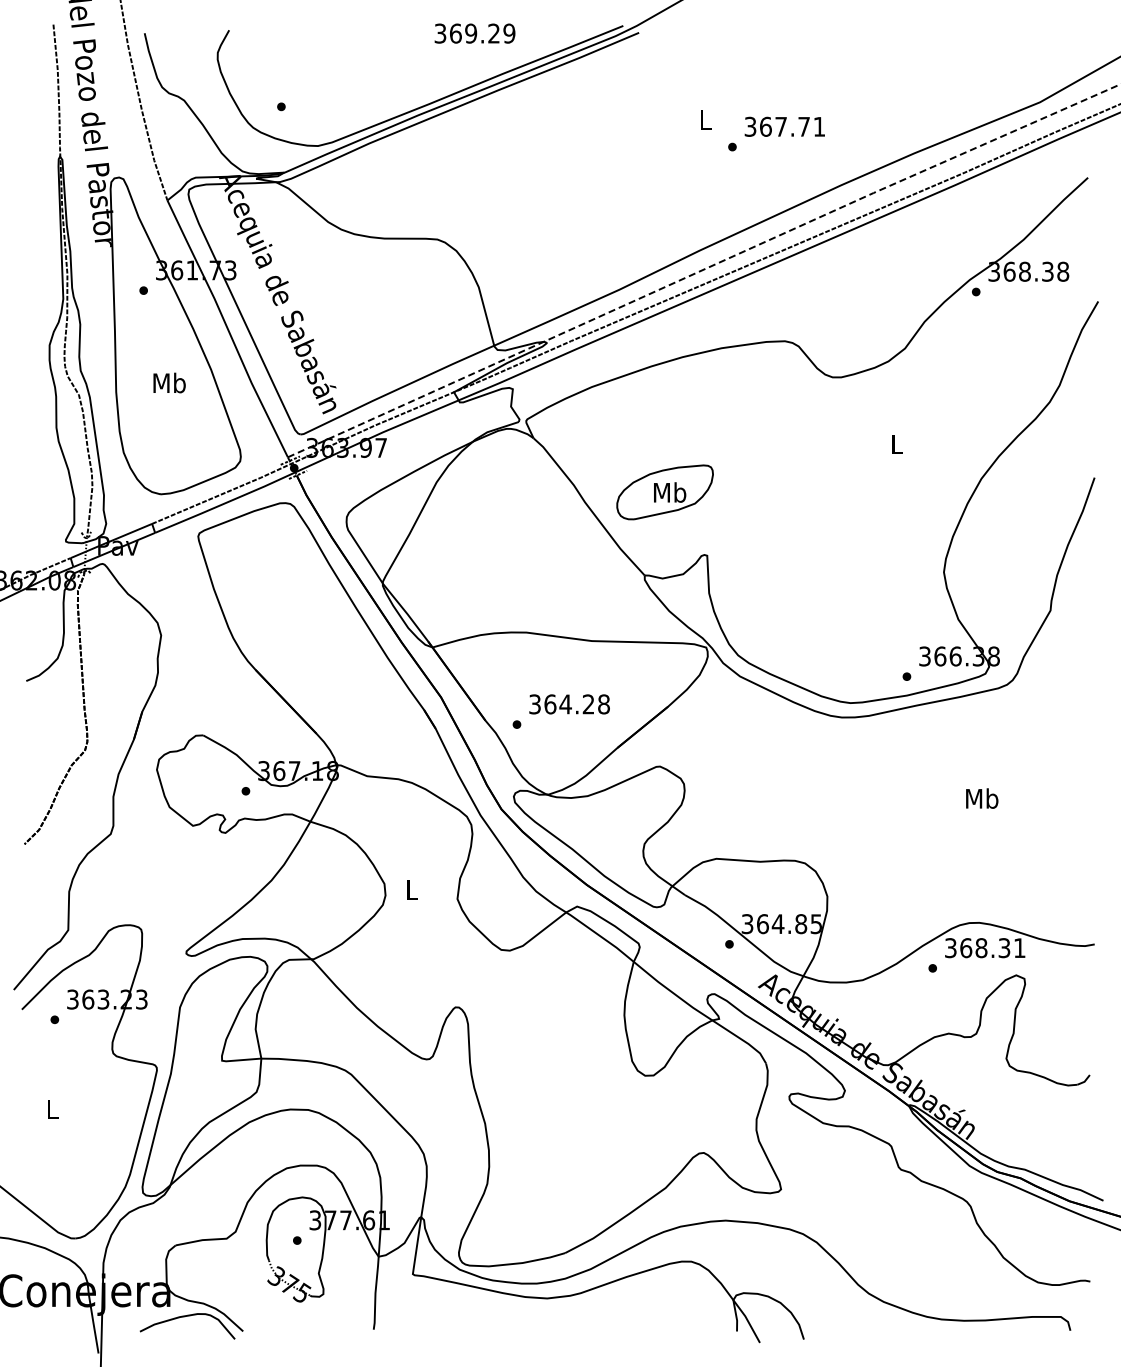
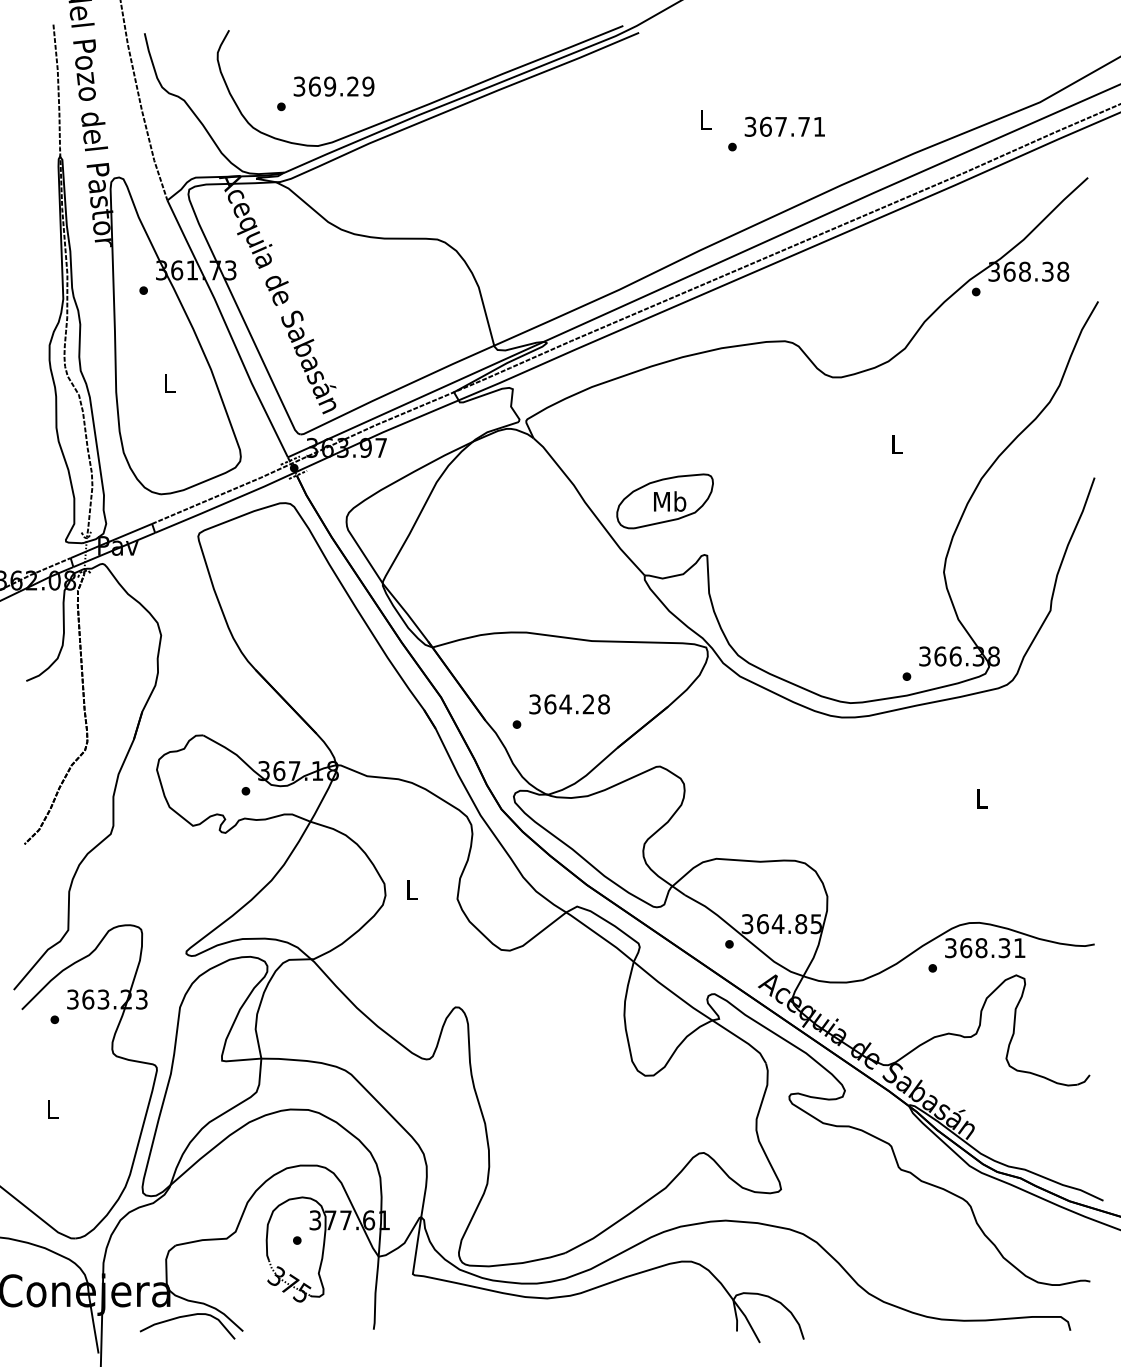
text position: (474, 33) -> (333, 86) (333, 86)
line: dashed -> solid (704, 269)
text: Mb -> L (169, 382)
part position: (664, 492) -> (664, 501) (664, 501)
text: Mb -> L (982, 798)
